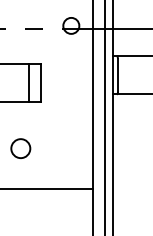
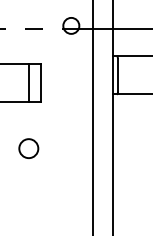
line: present -> none (105, 117)
circle position: (20, 148) -> (28, 148) (28, 148)
line: present -> none (47, 188)
